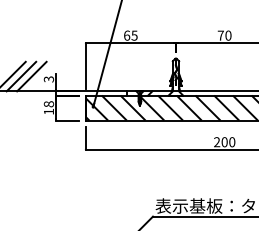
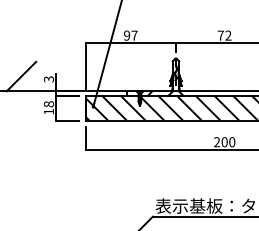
text: 65 -> 97 (130, 35)
text: 70 -> 72 (228, 35)
line: present -> none (13, 73)
line: present -> none (31, 76)
